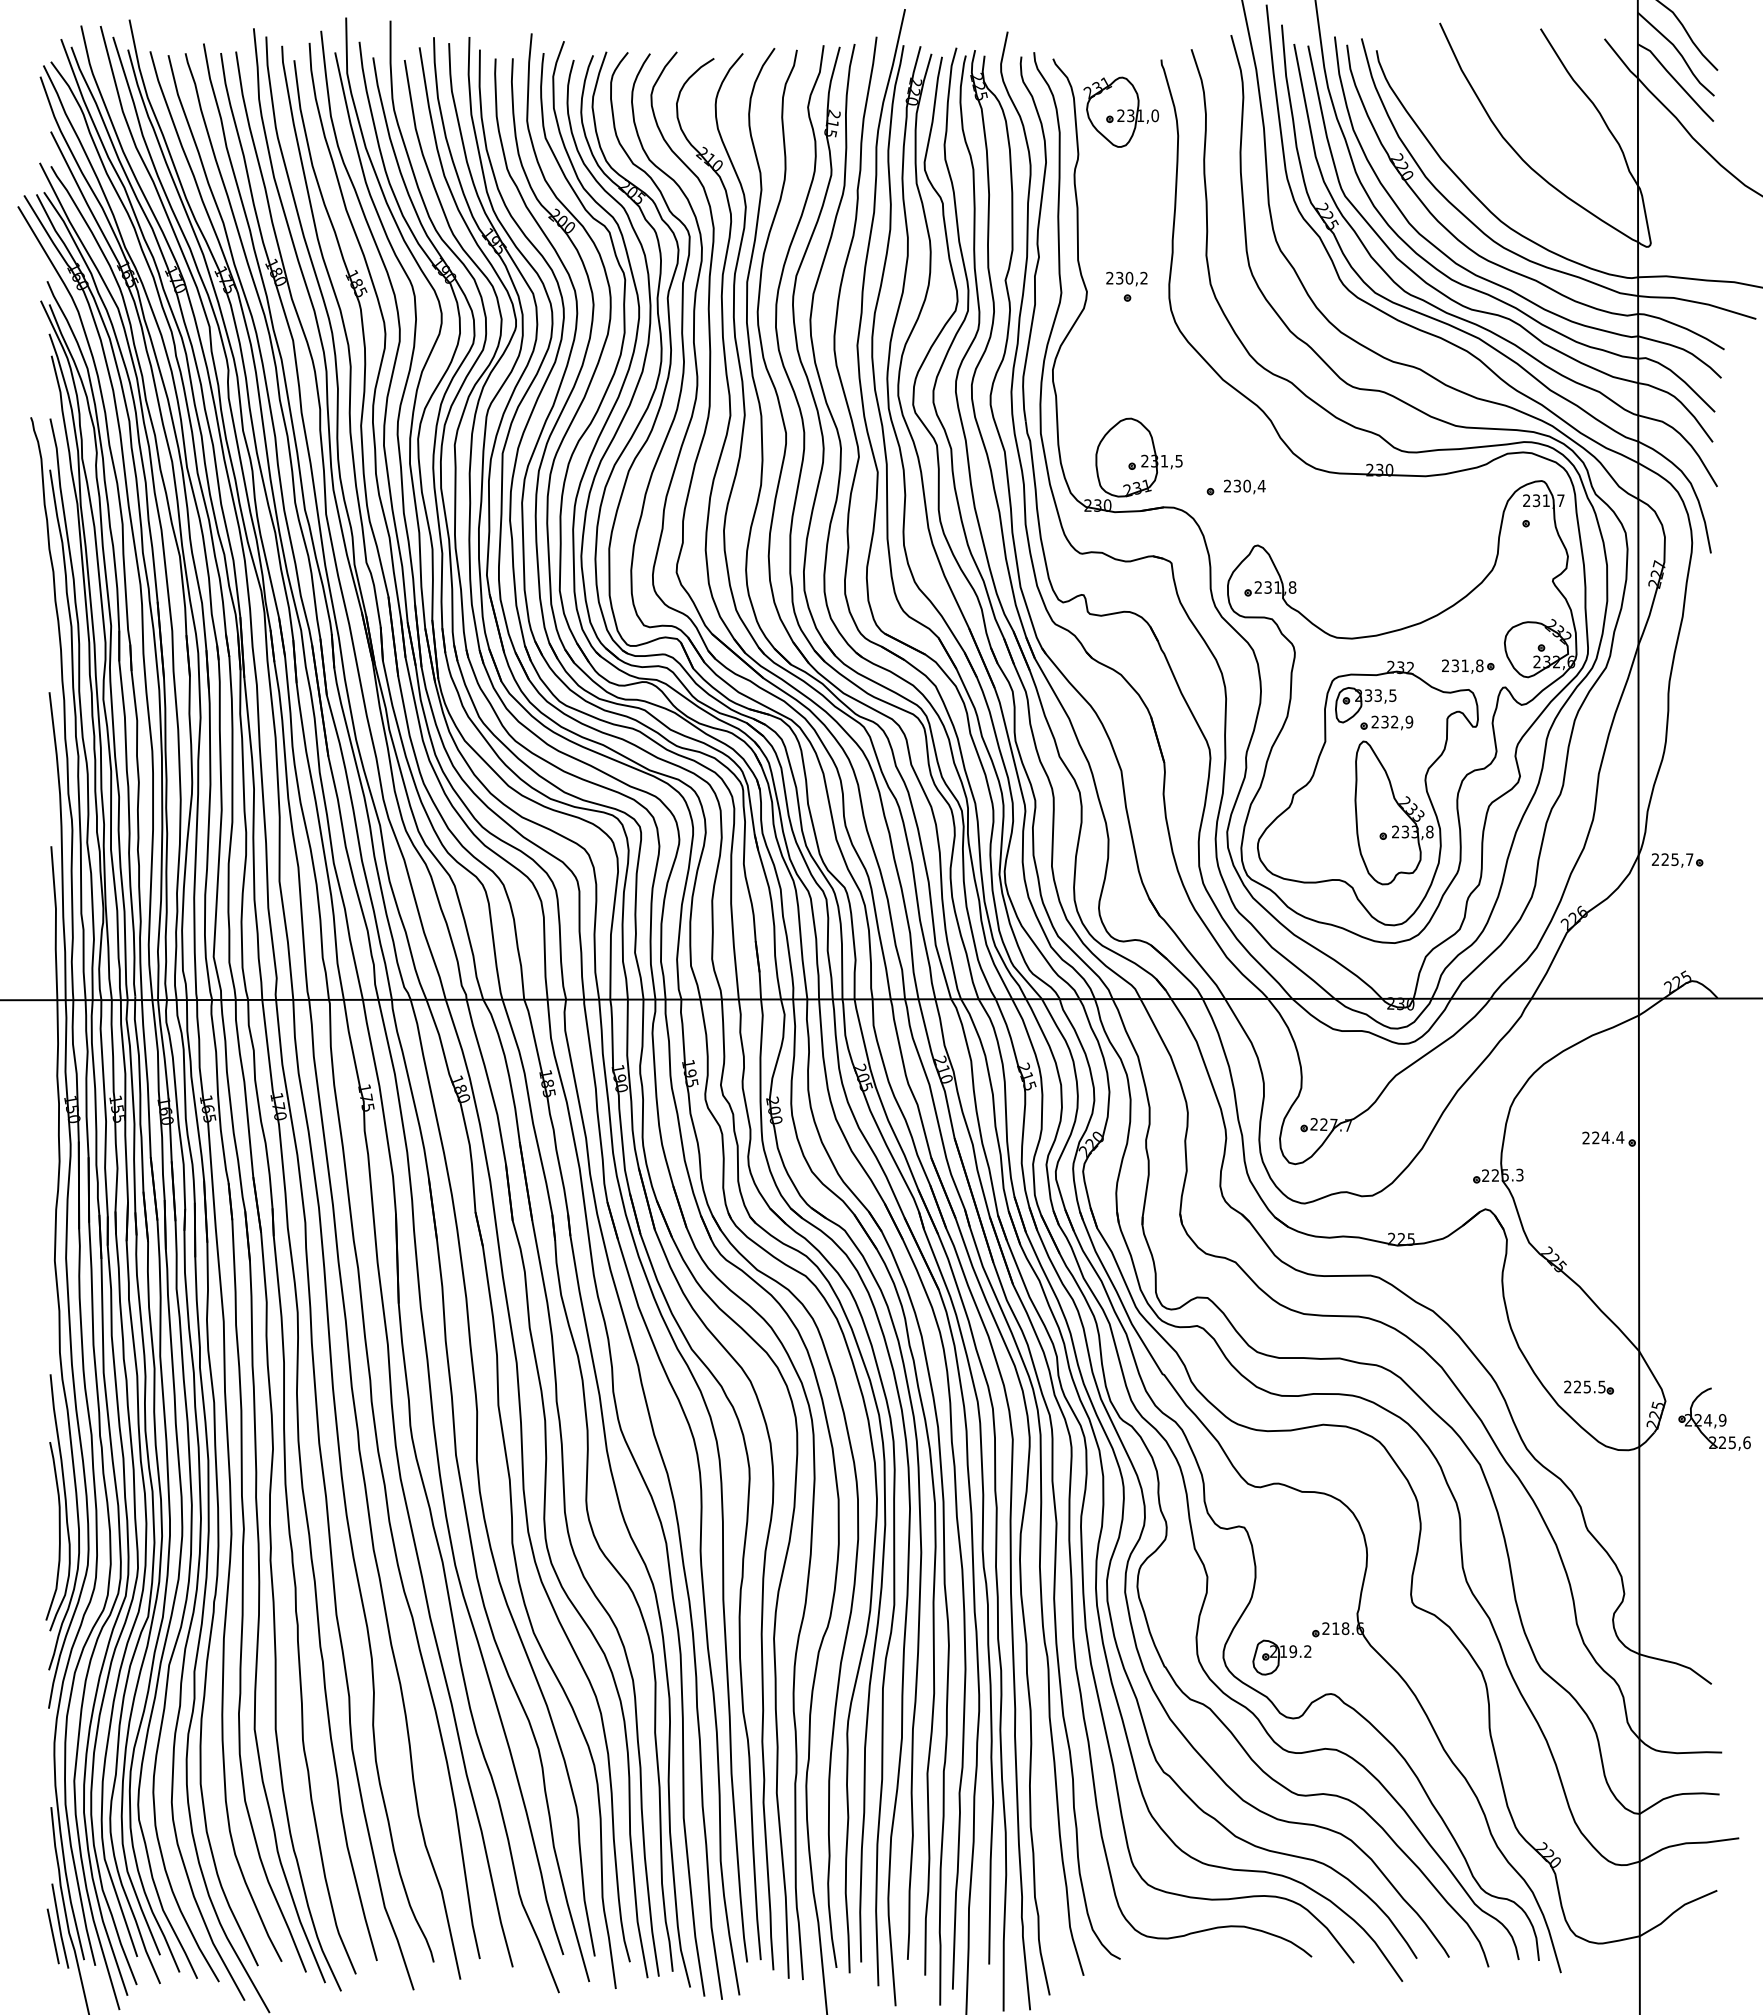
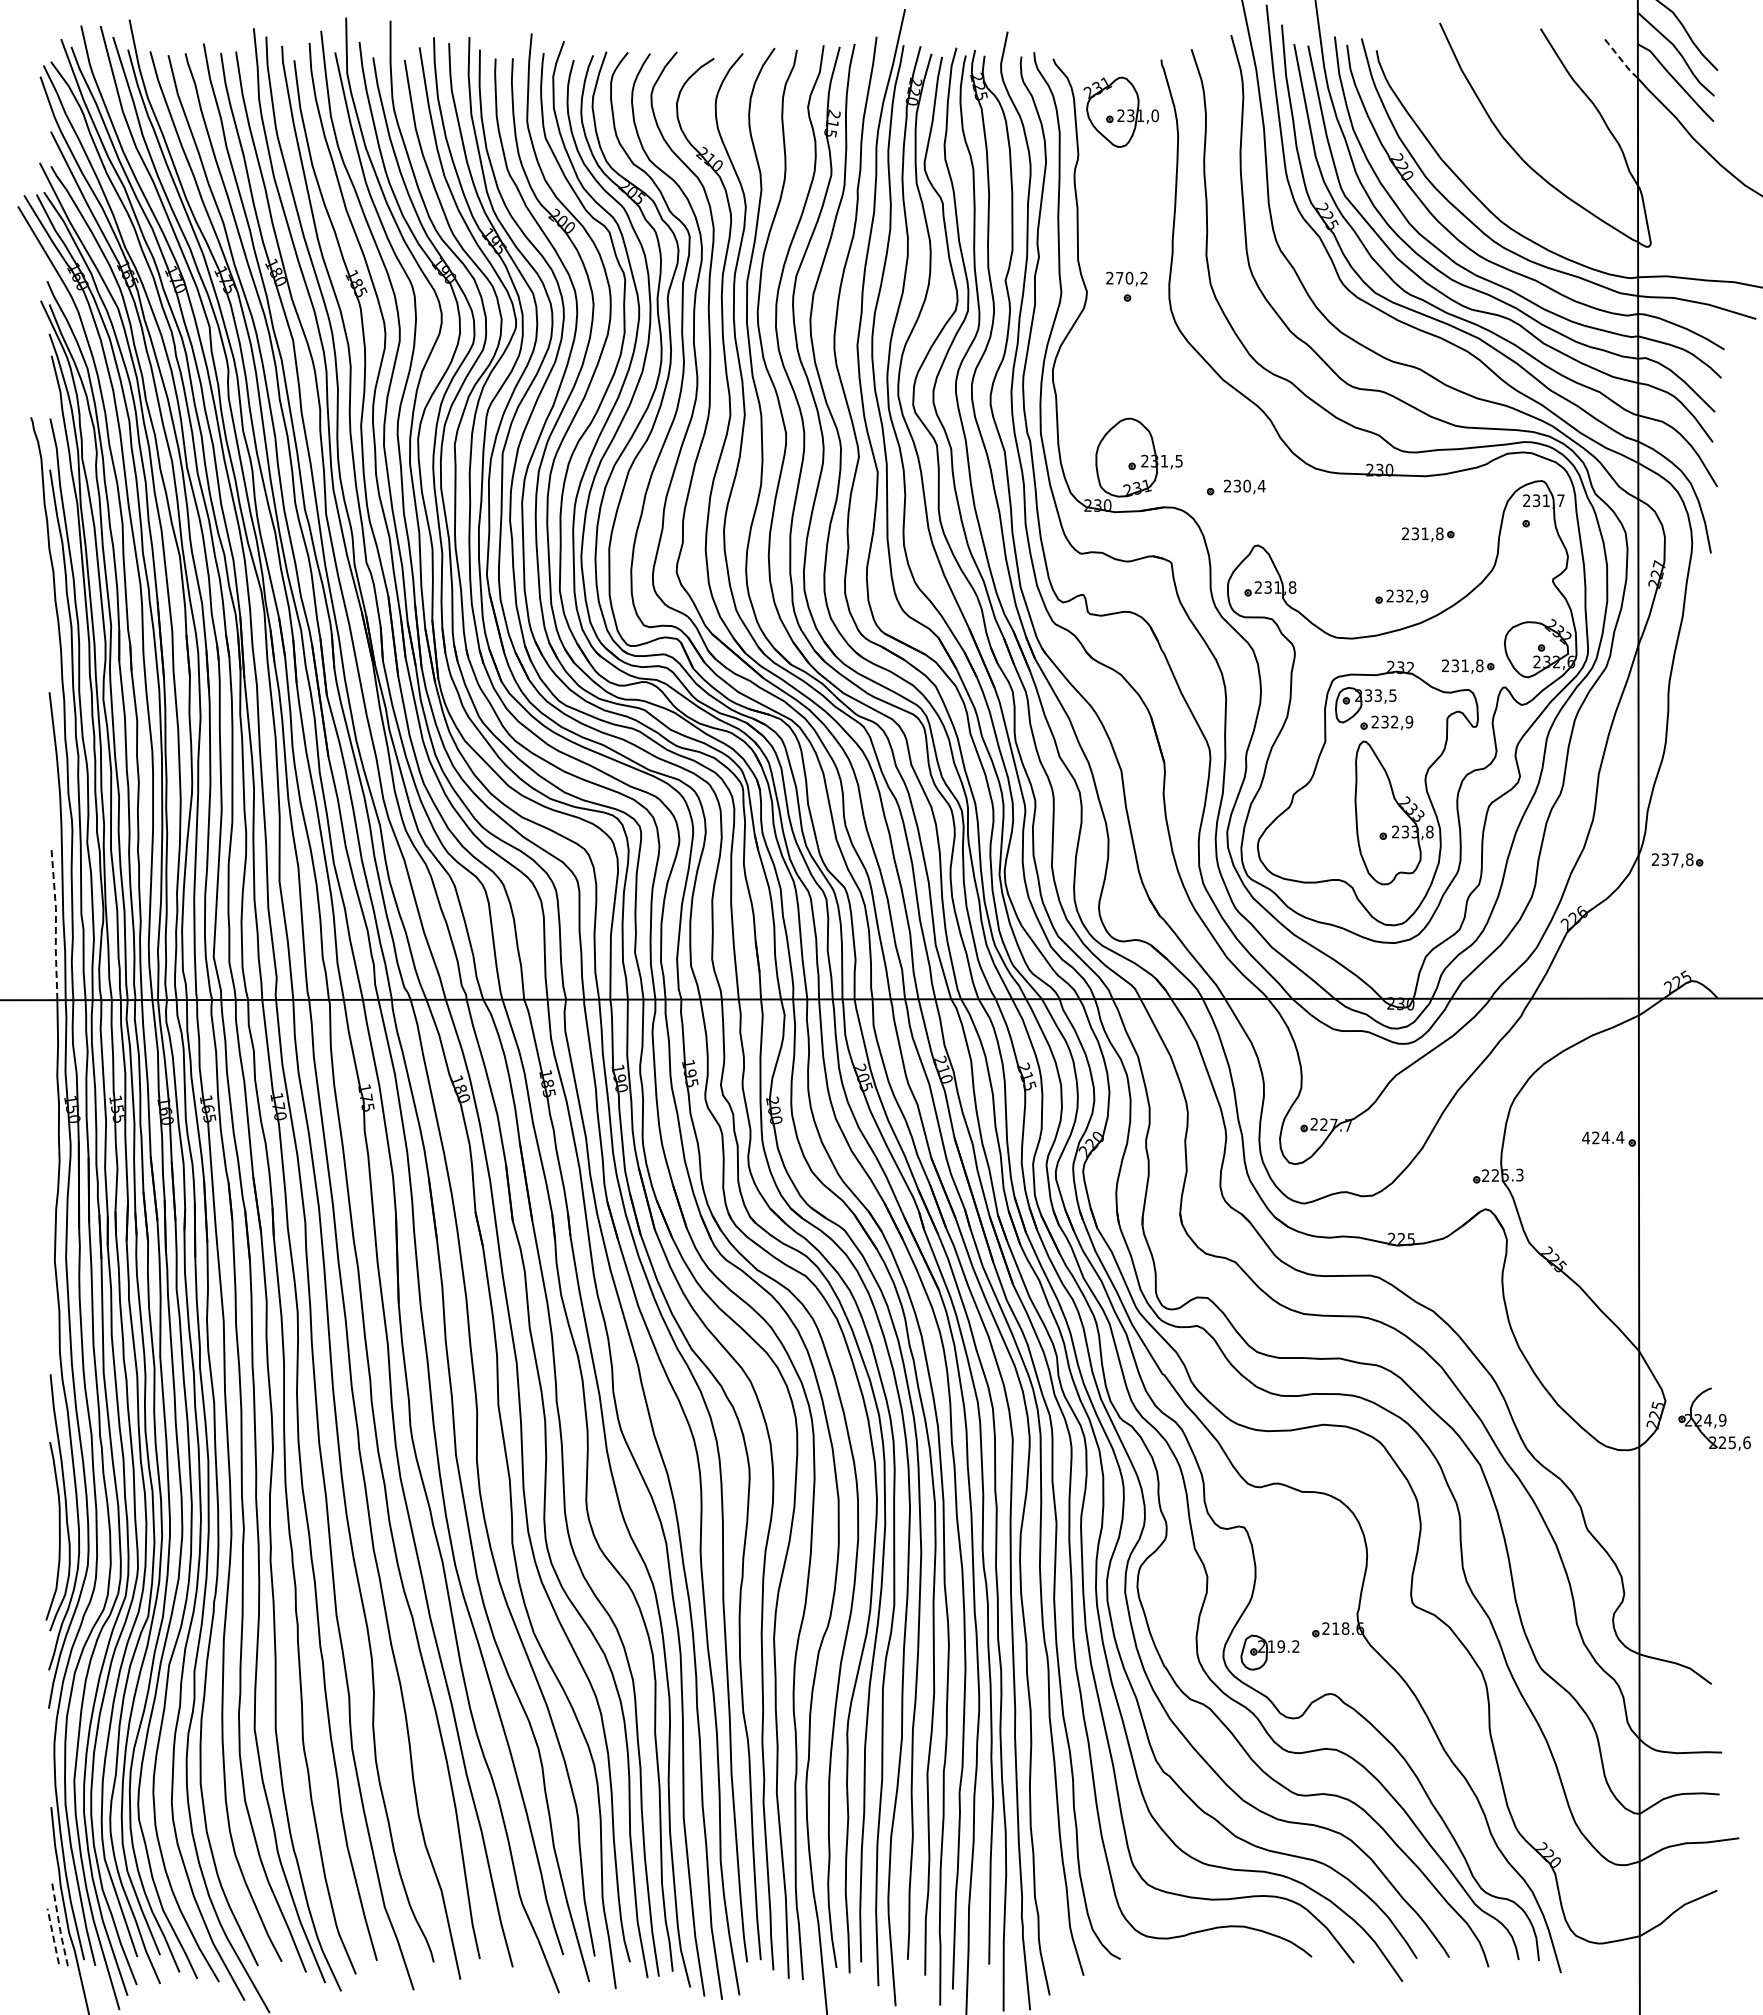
line: solid -> dashed (1621, 59)
text: 230,2 -> 270,2 (1119, 277)
part: none -> present (1428, 534)
part: none -> present (1401, 596)
text: 225,7 -> 237,8 (1677, 859)
line: solid -> dashed (55, 922)
text: 224.4 -> 424.4 (1586, 1137)
part: present -> none (1588, 1387)
part position: (1281, 1657) -> (1269, 1652) (1269, 1652)
line: solid -> dashed (59, 1927)
line: solid -> dashed (53, 1935)
